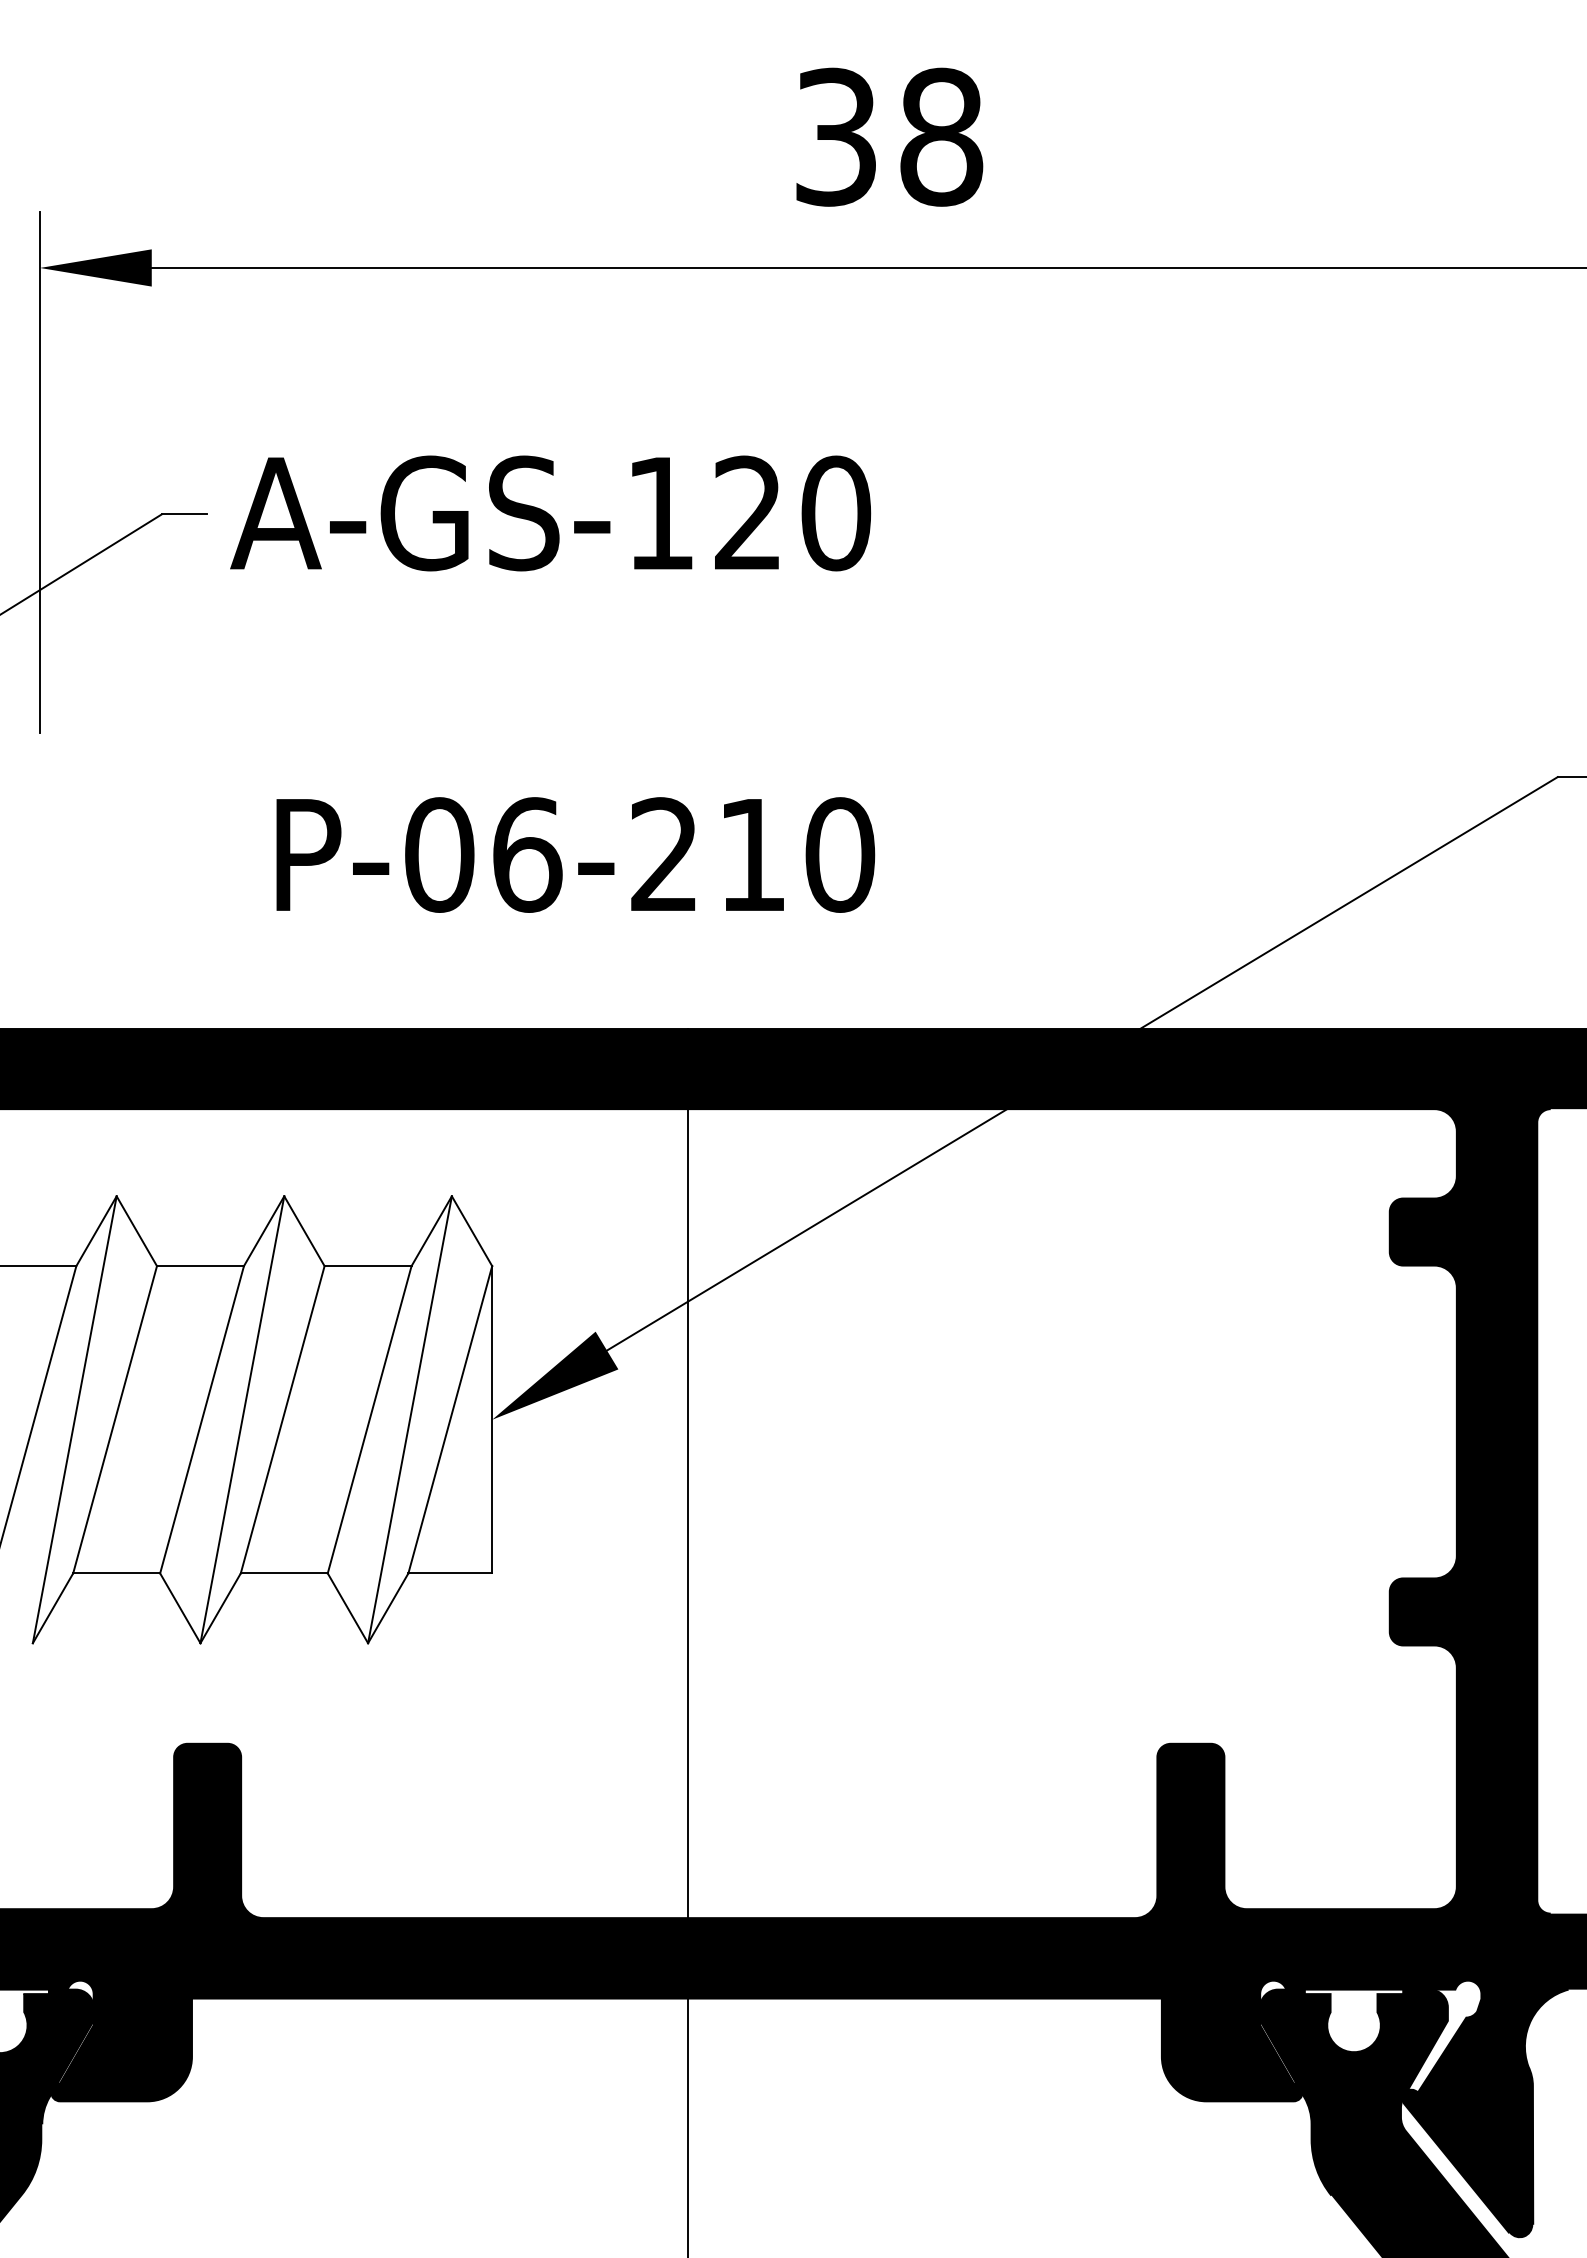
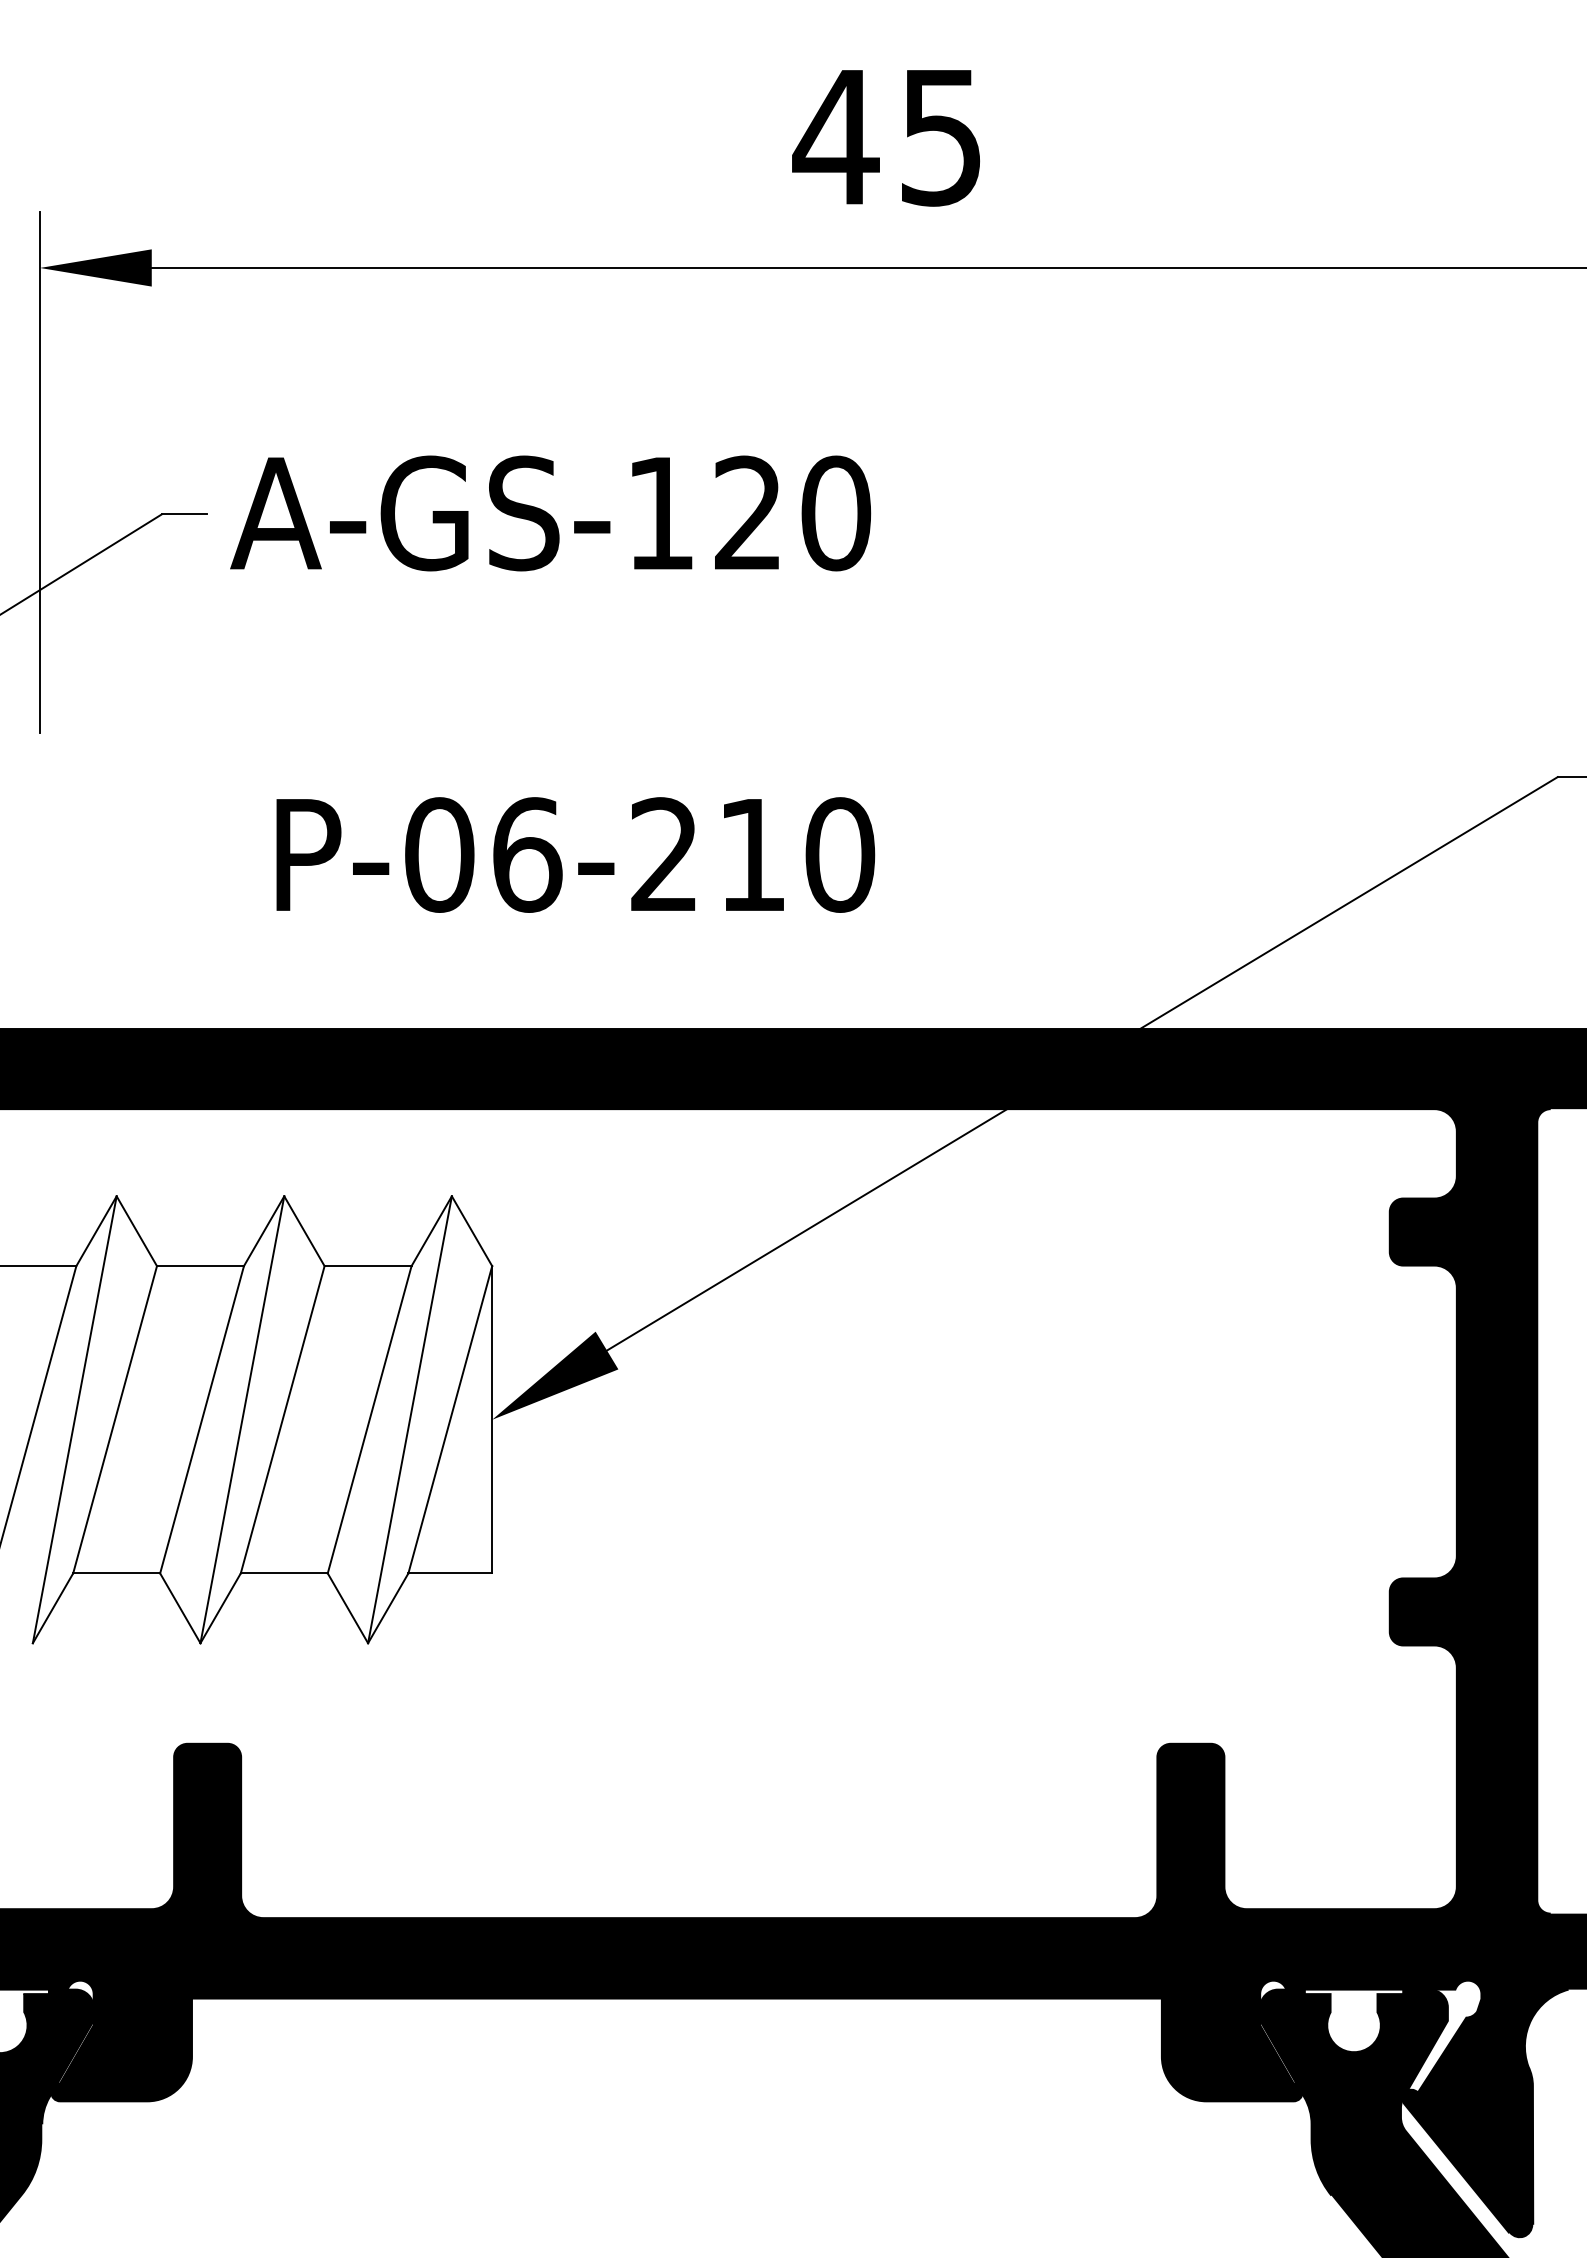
text: 38 -> 45 (887, 136)
line: present -> none (688, 1641)
